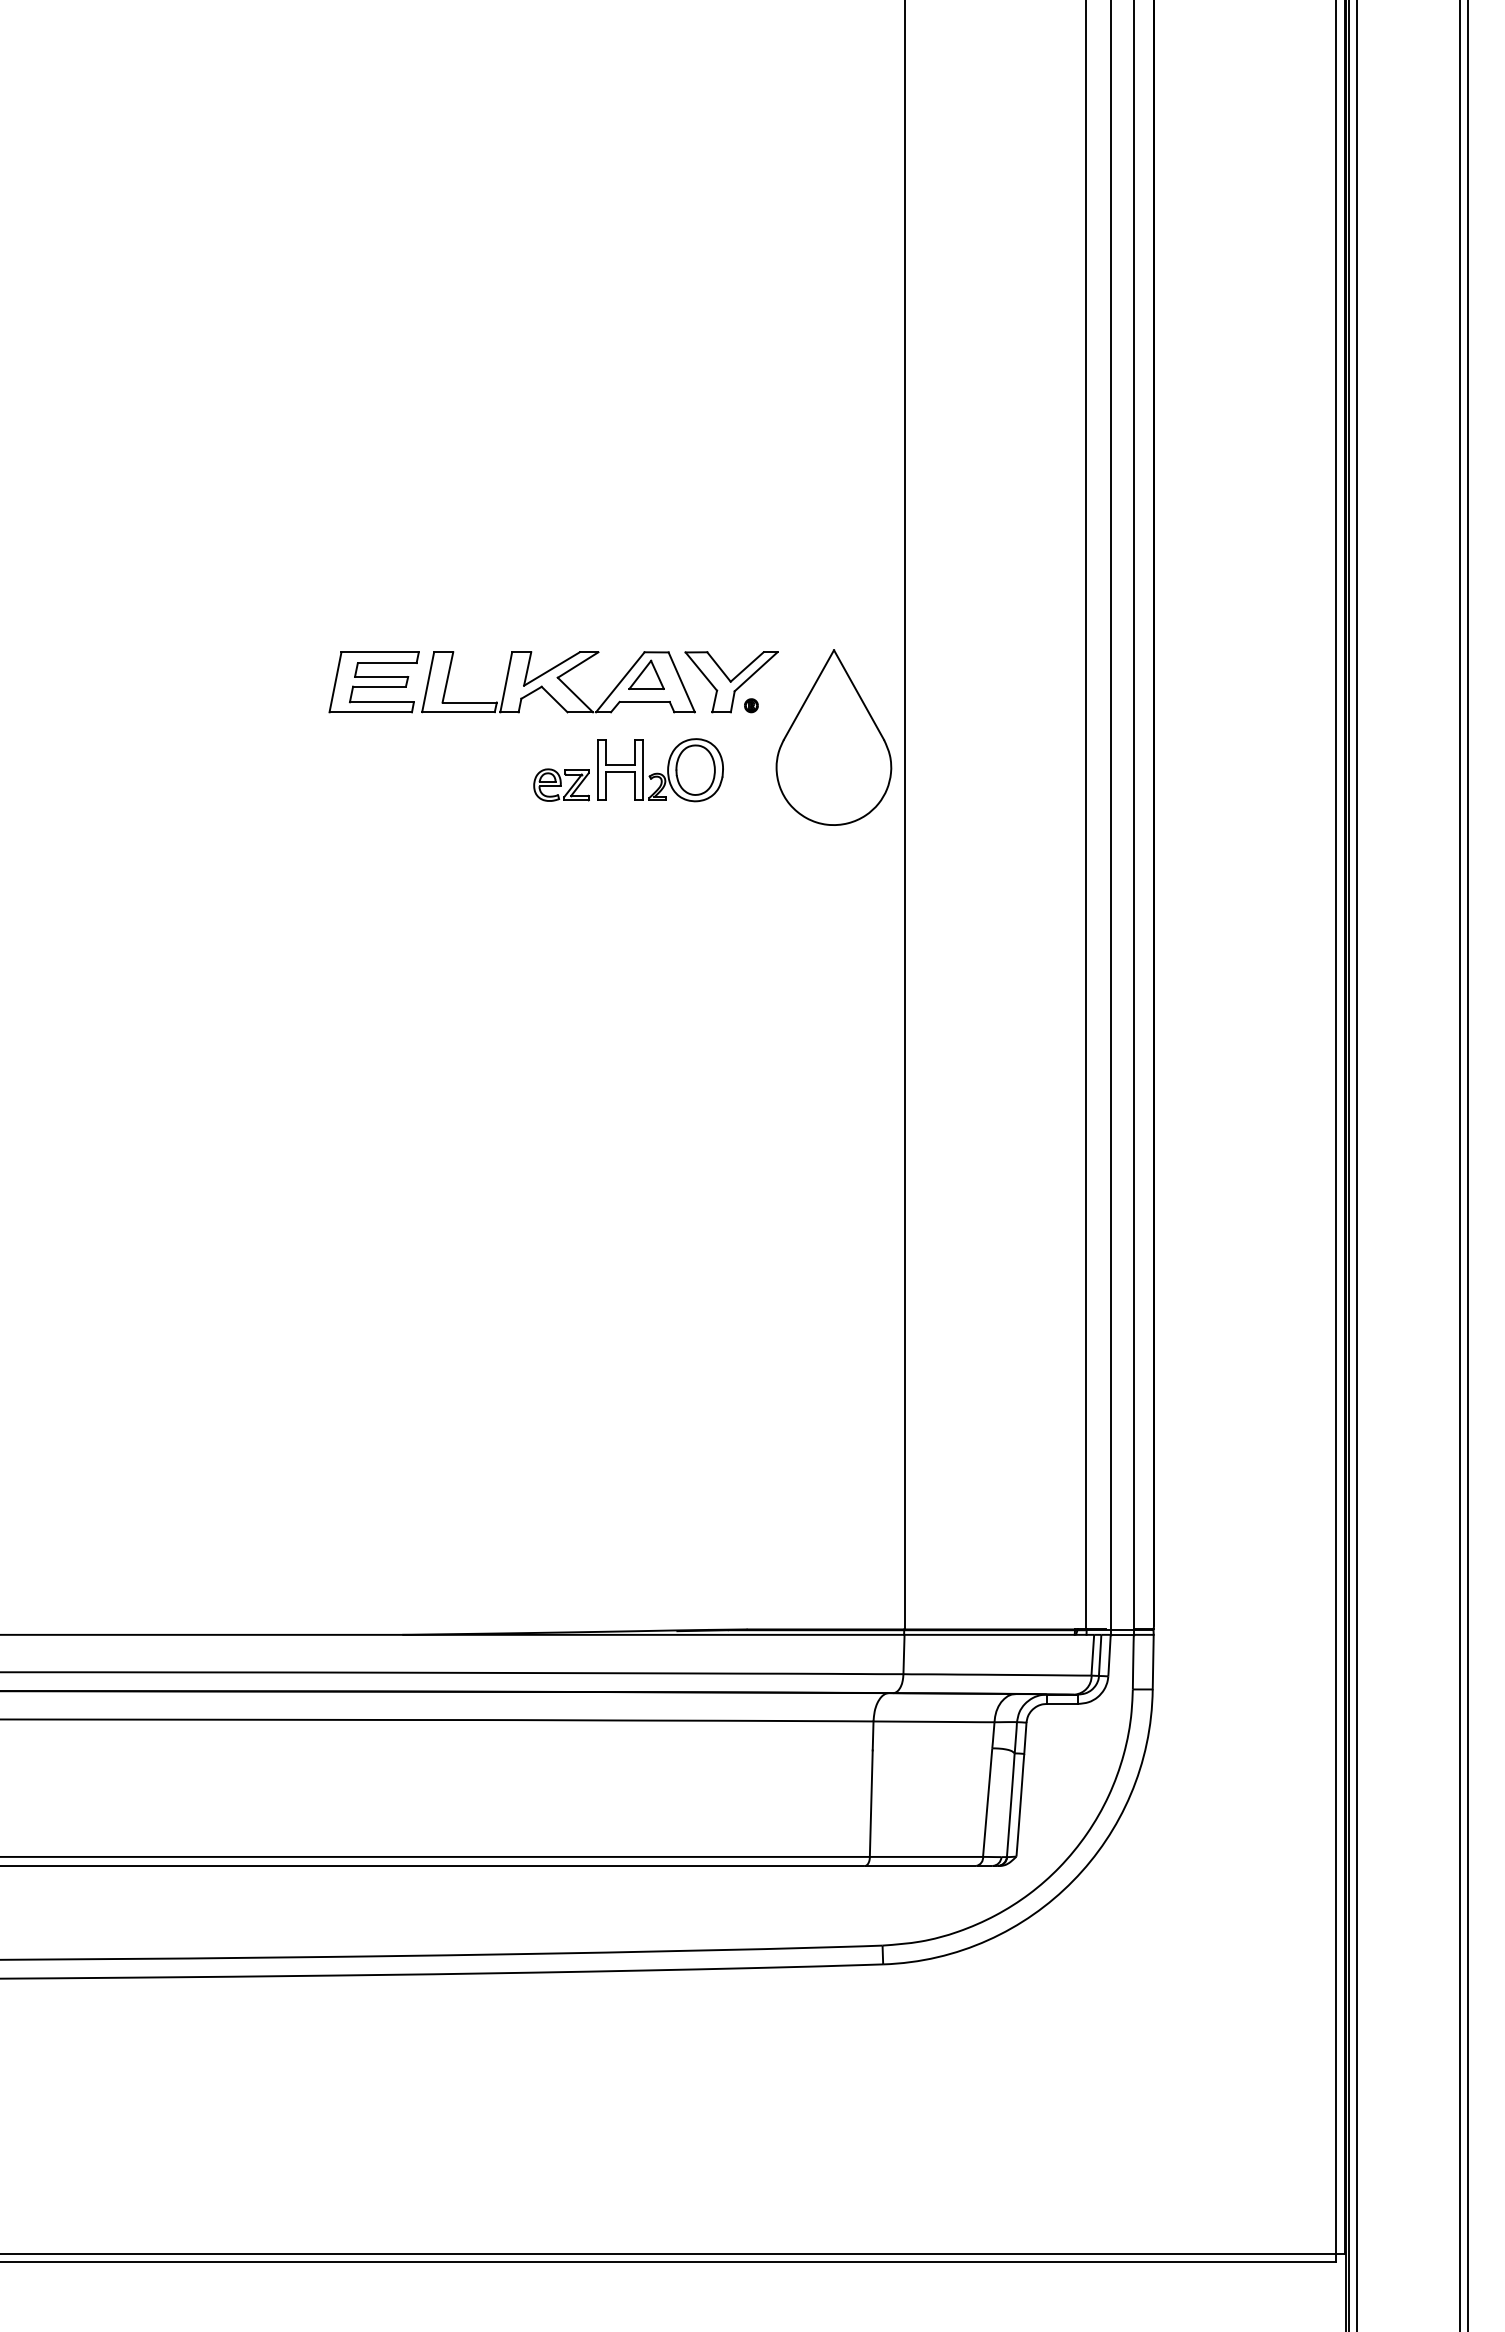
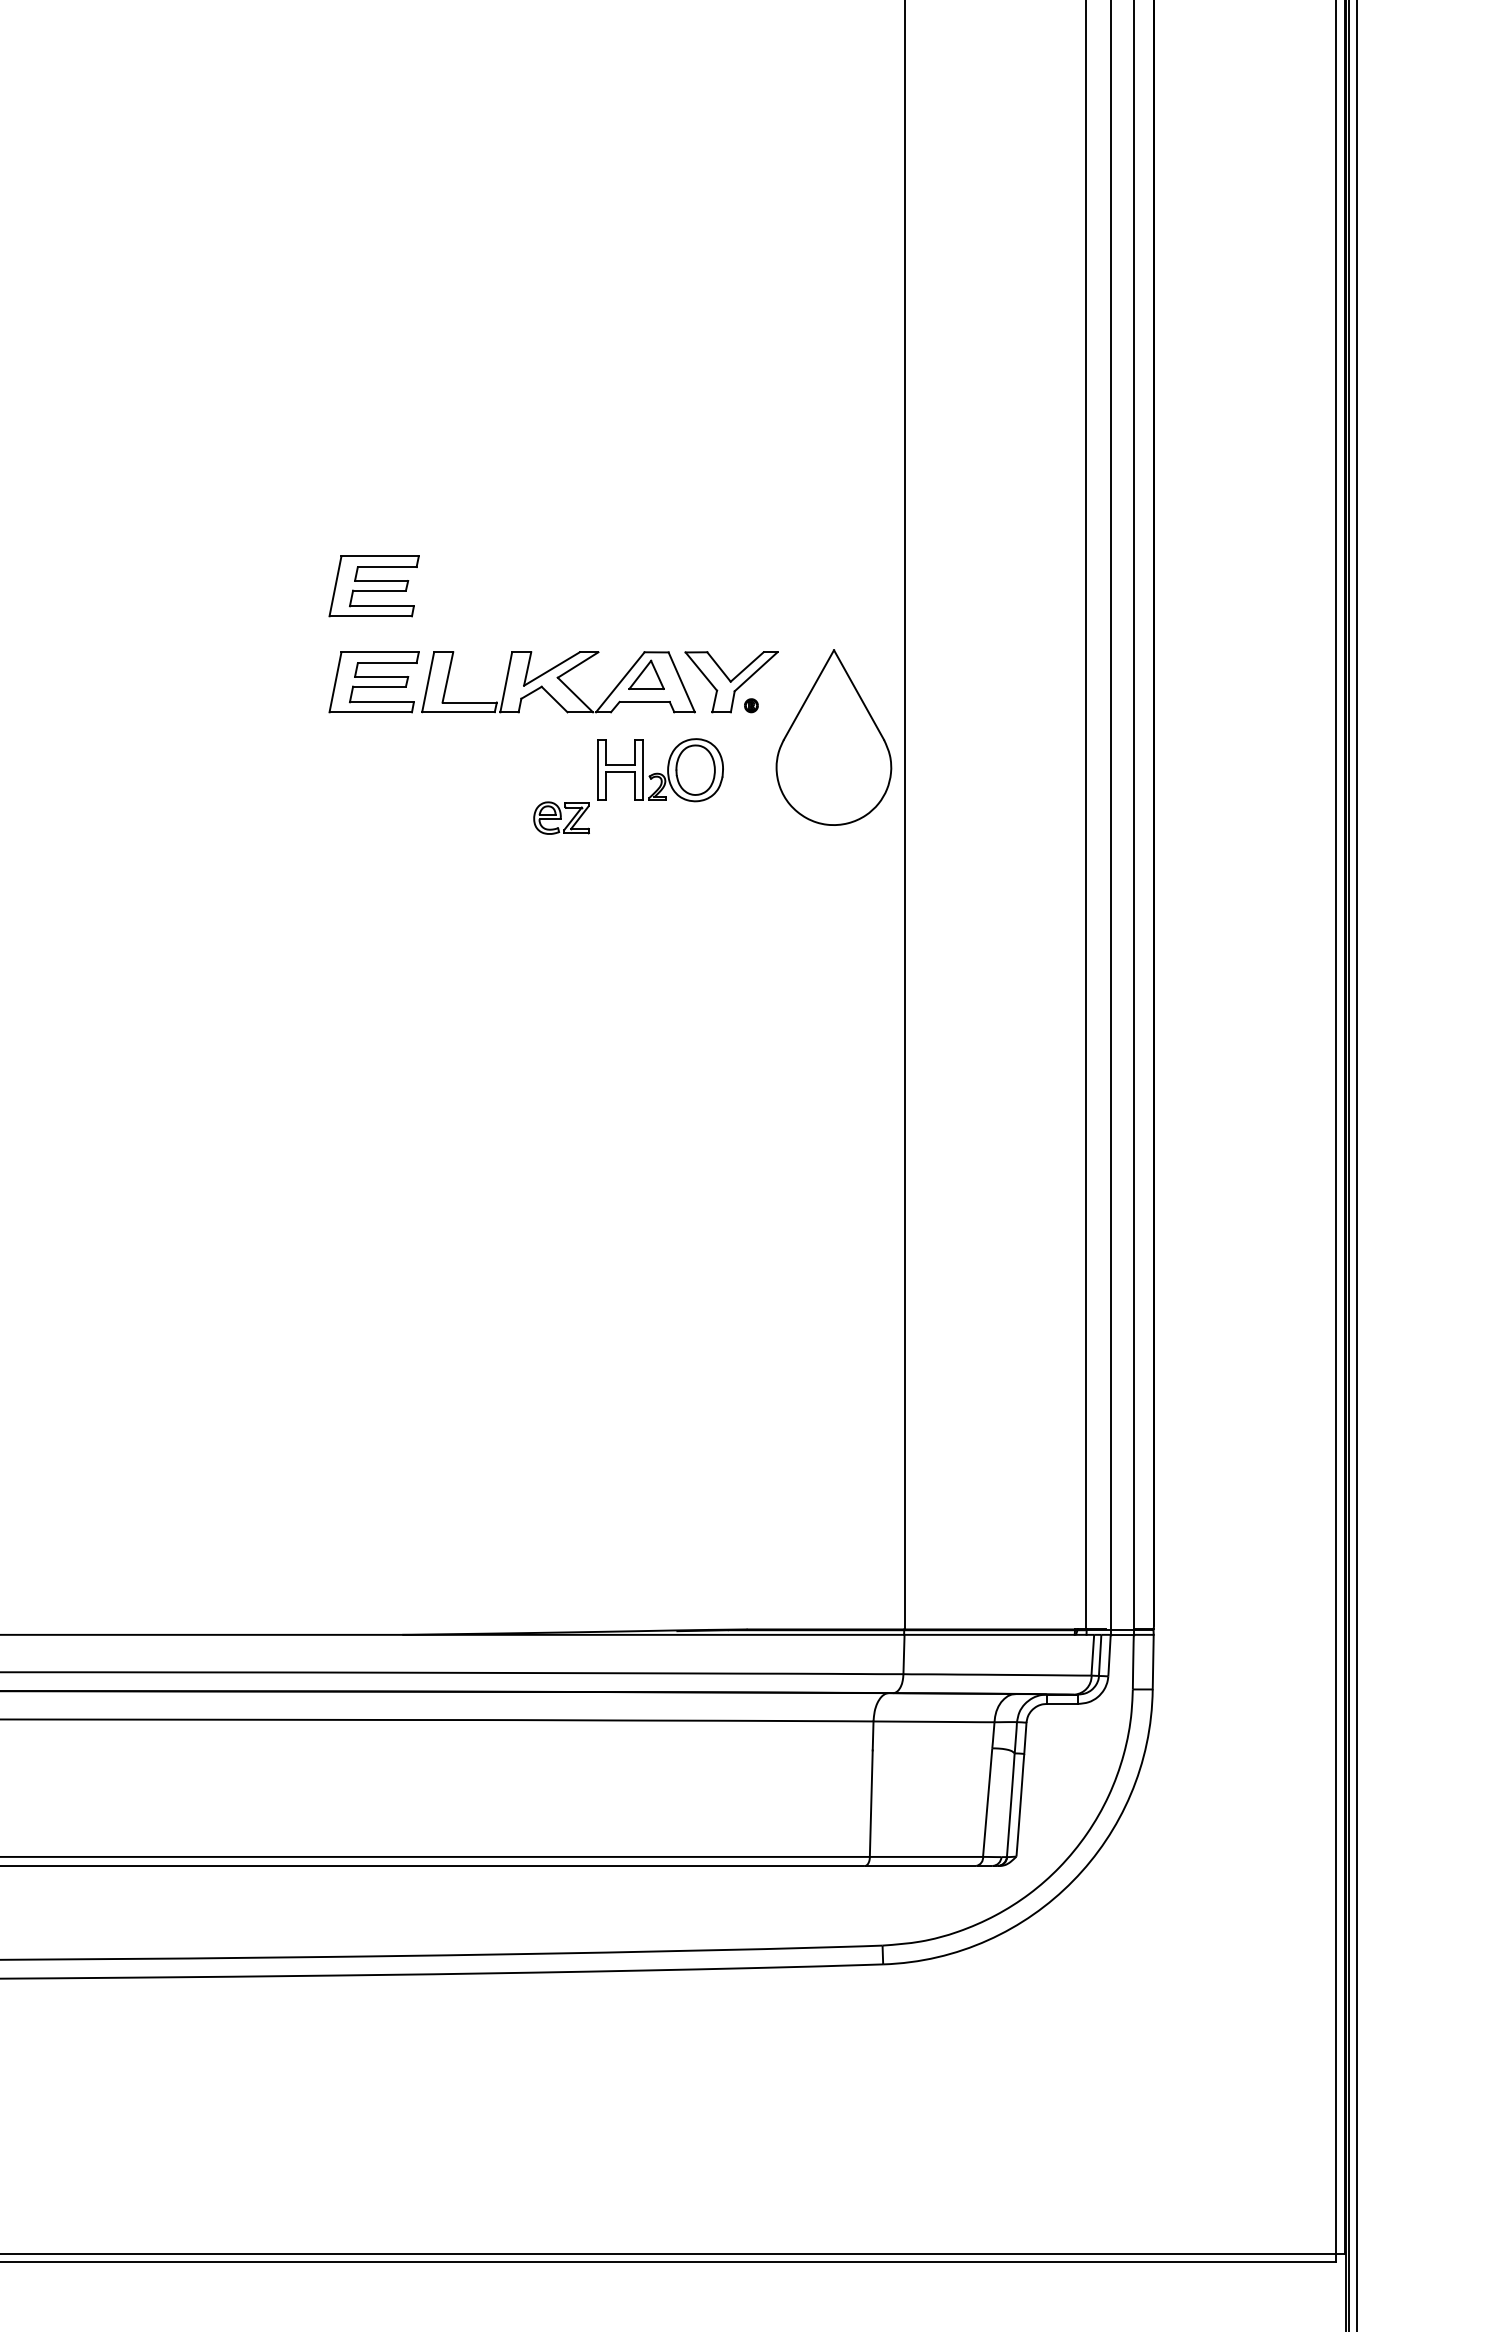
part: none -> present (373, 586)
part position: (561, 784) -> (561, 817) (561, 817)
line: present -> none (1459, 1165)
line: present -> none (1467, 1165)
